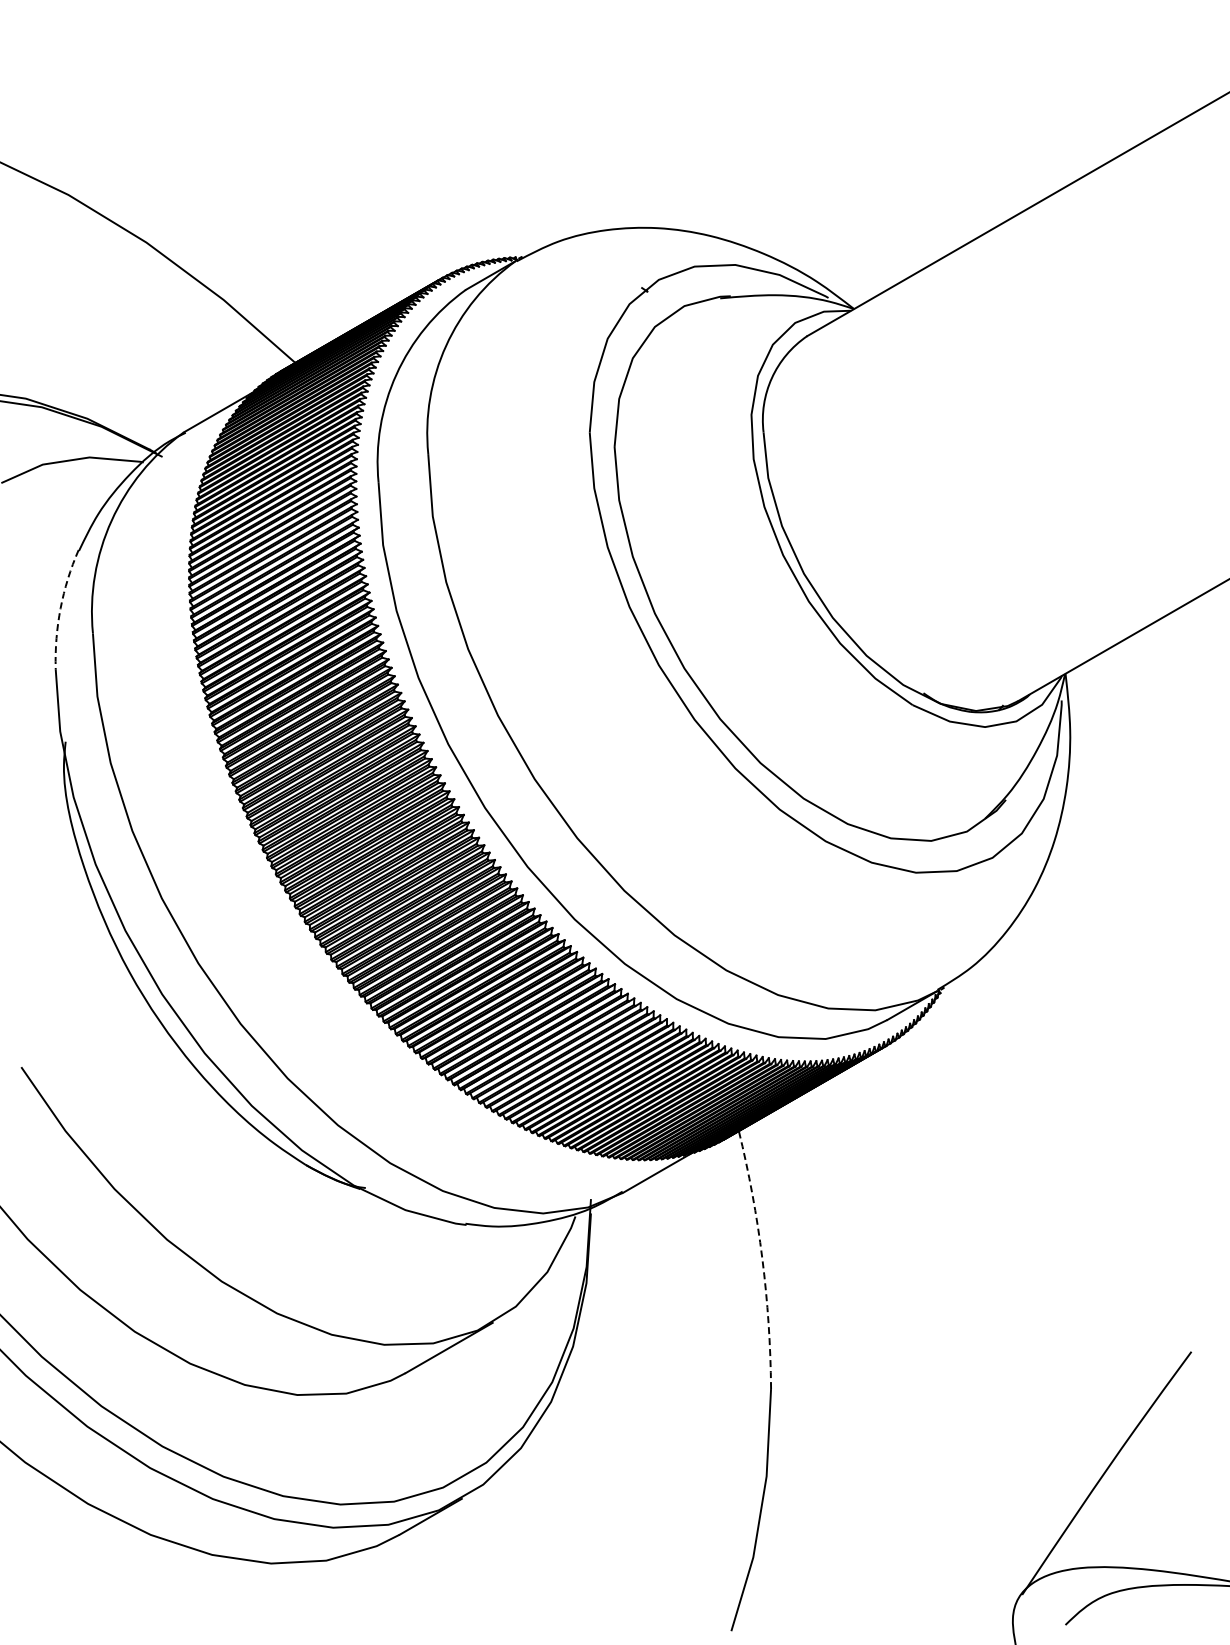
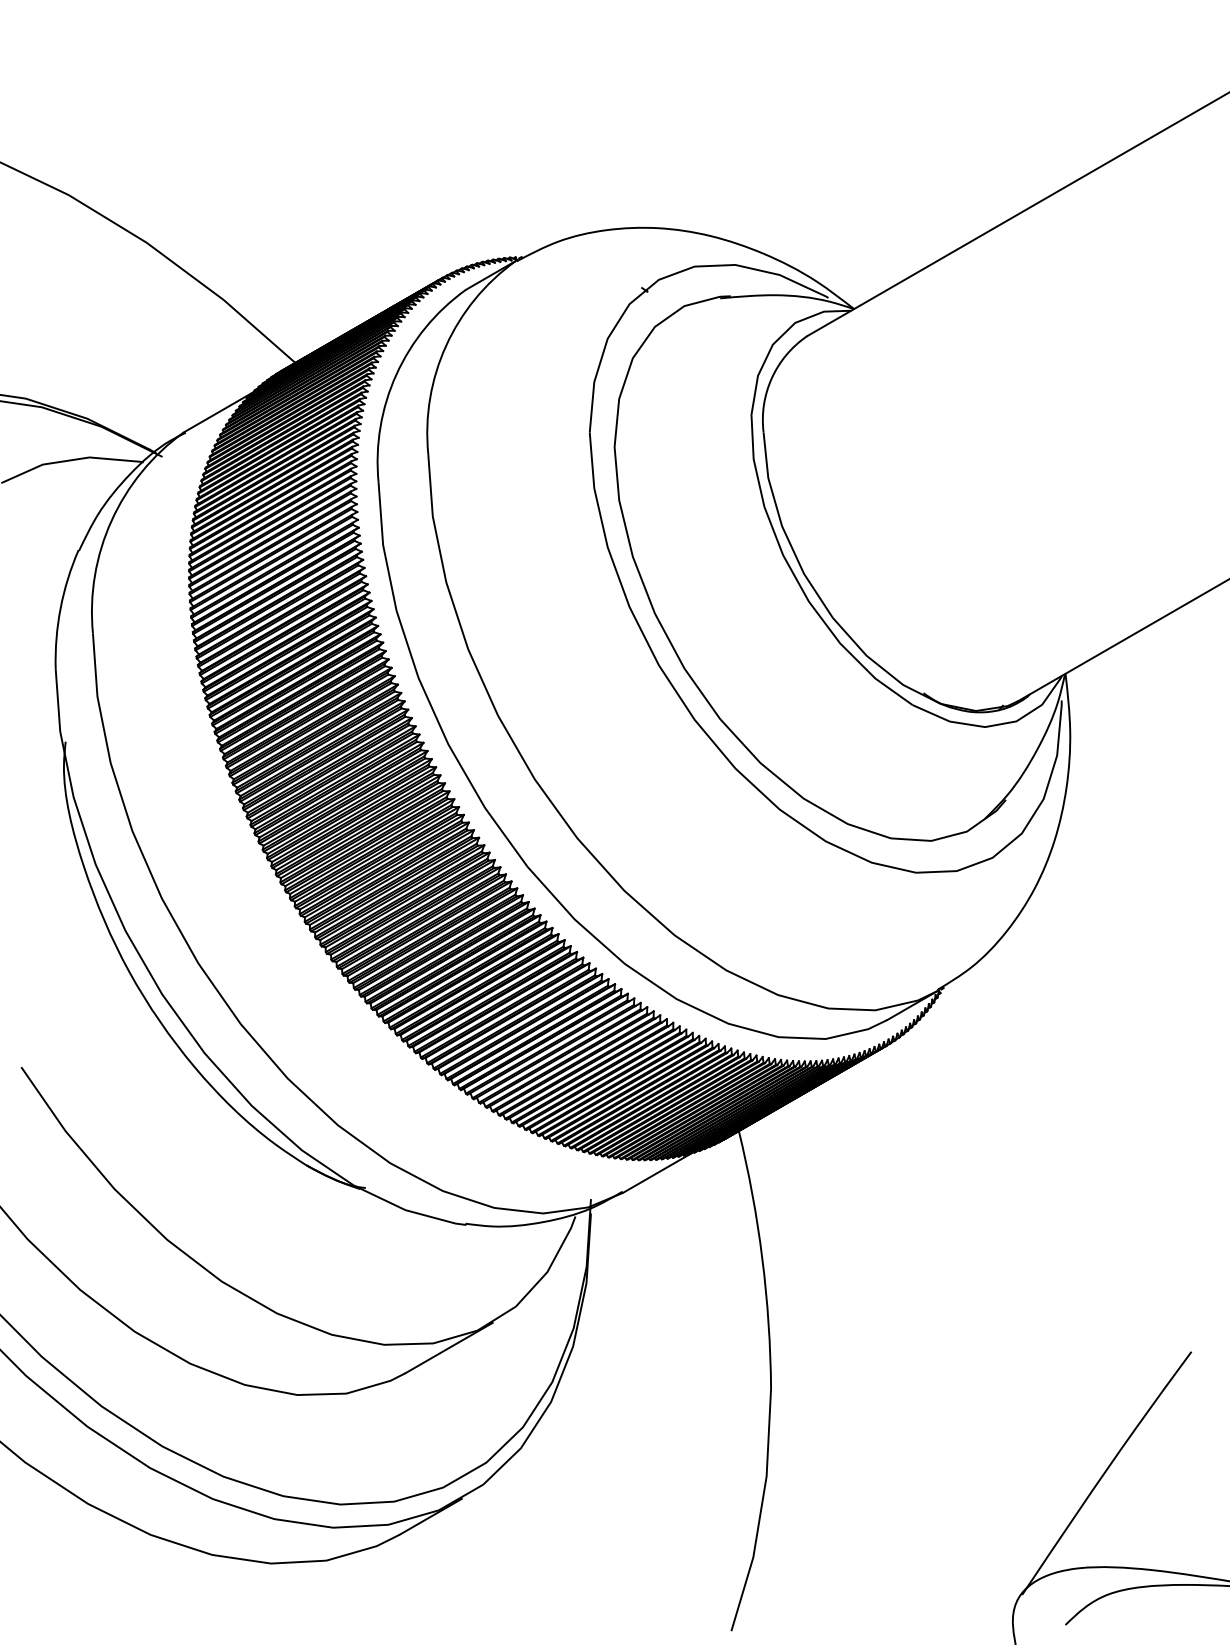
arc: dashed -> solid (60, 608)
arc: dashed -> solid (762, 1258)
